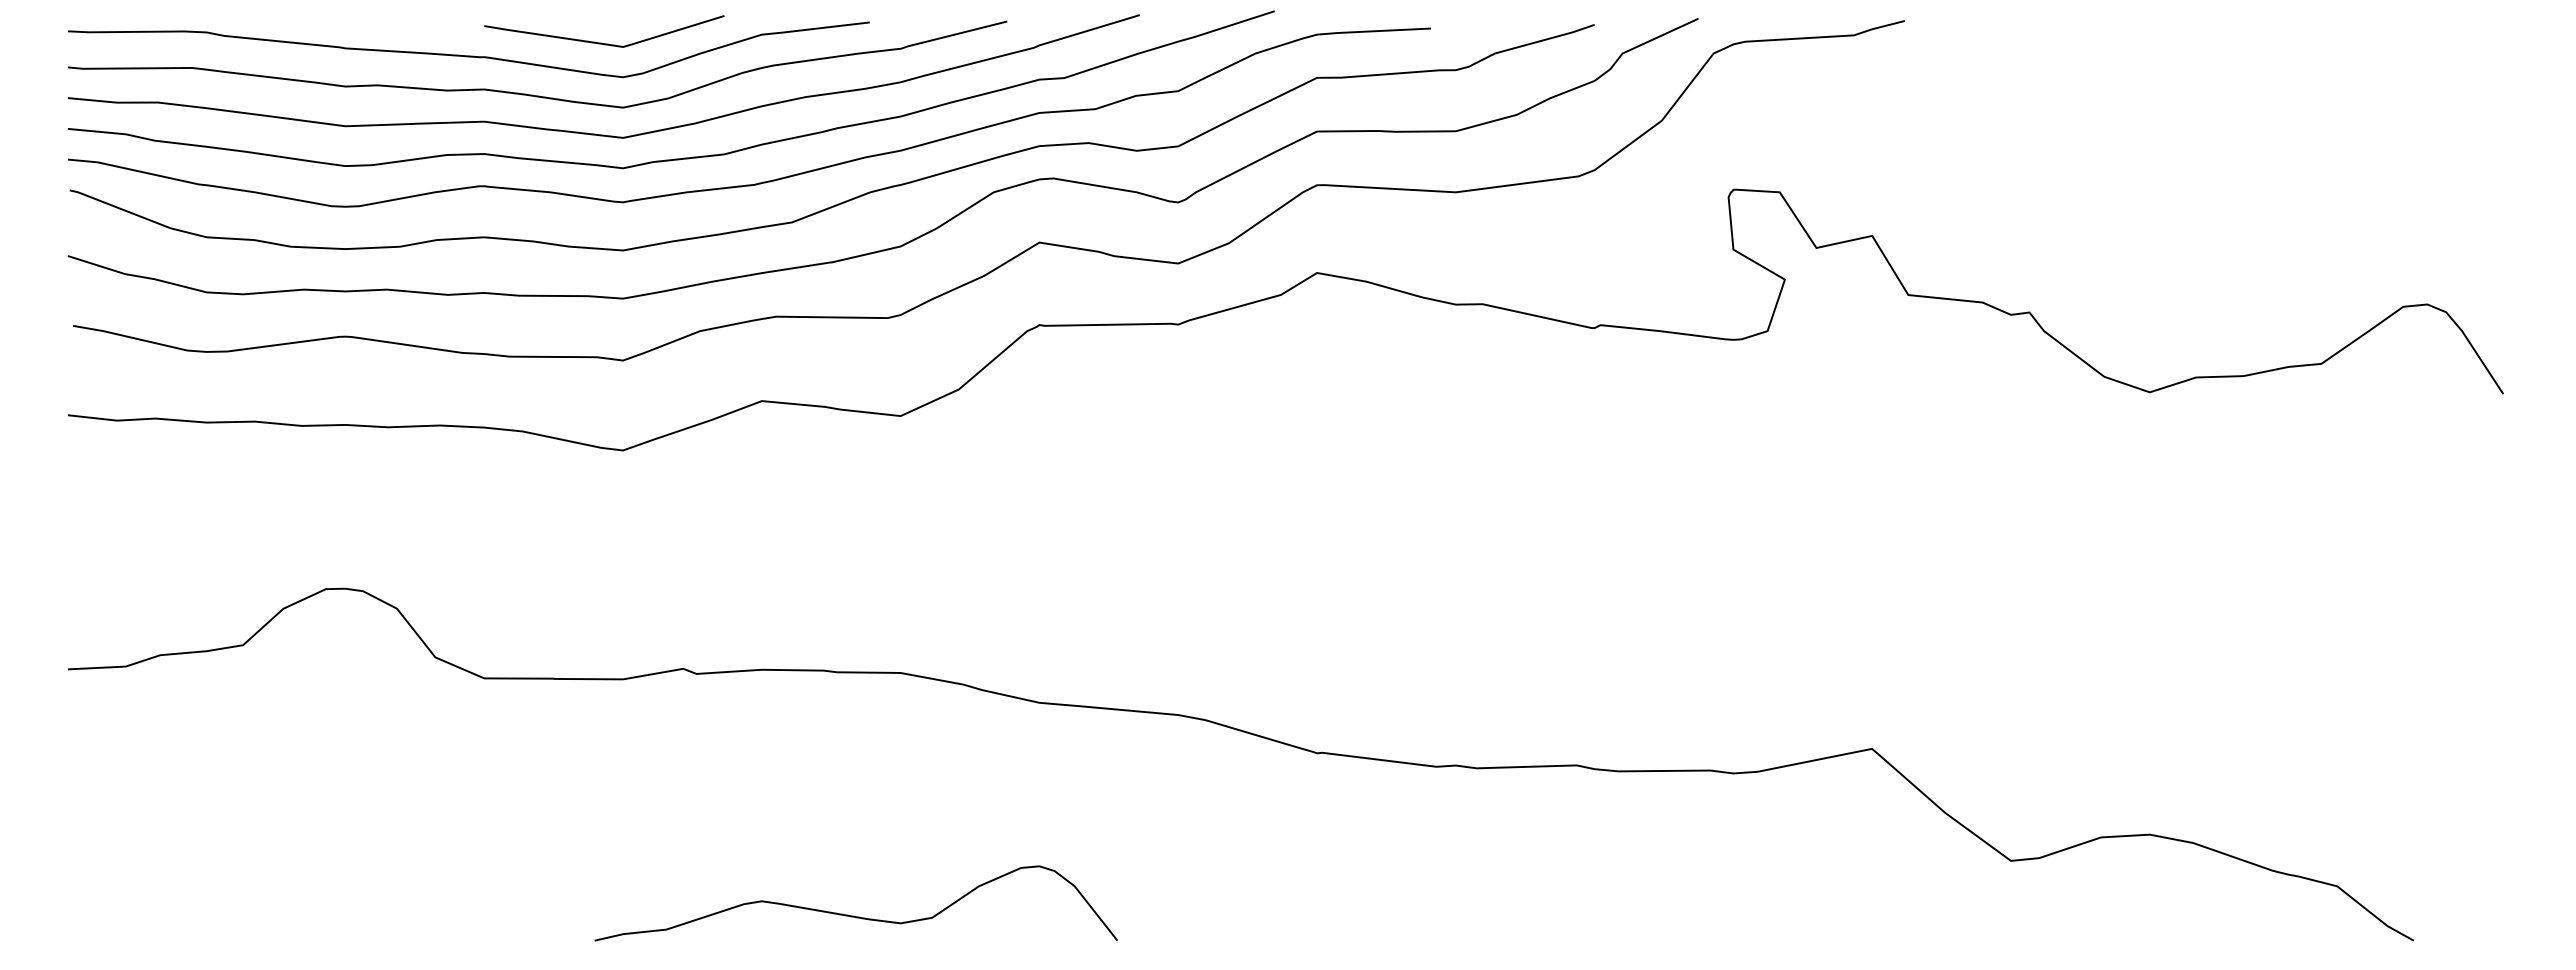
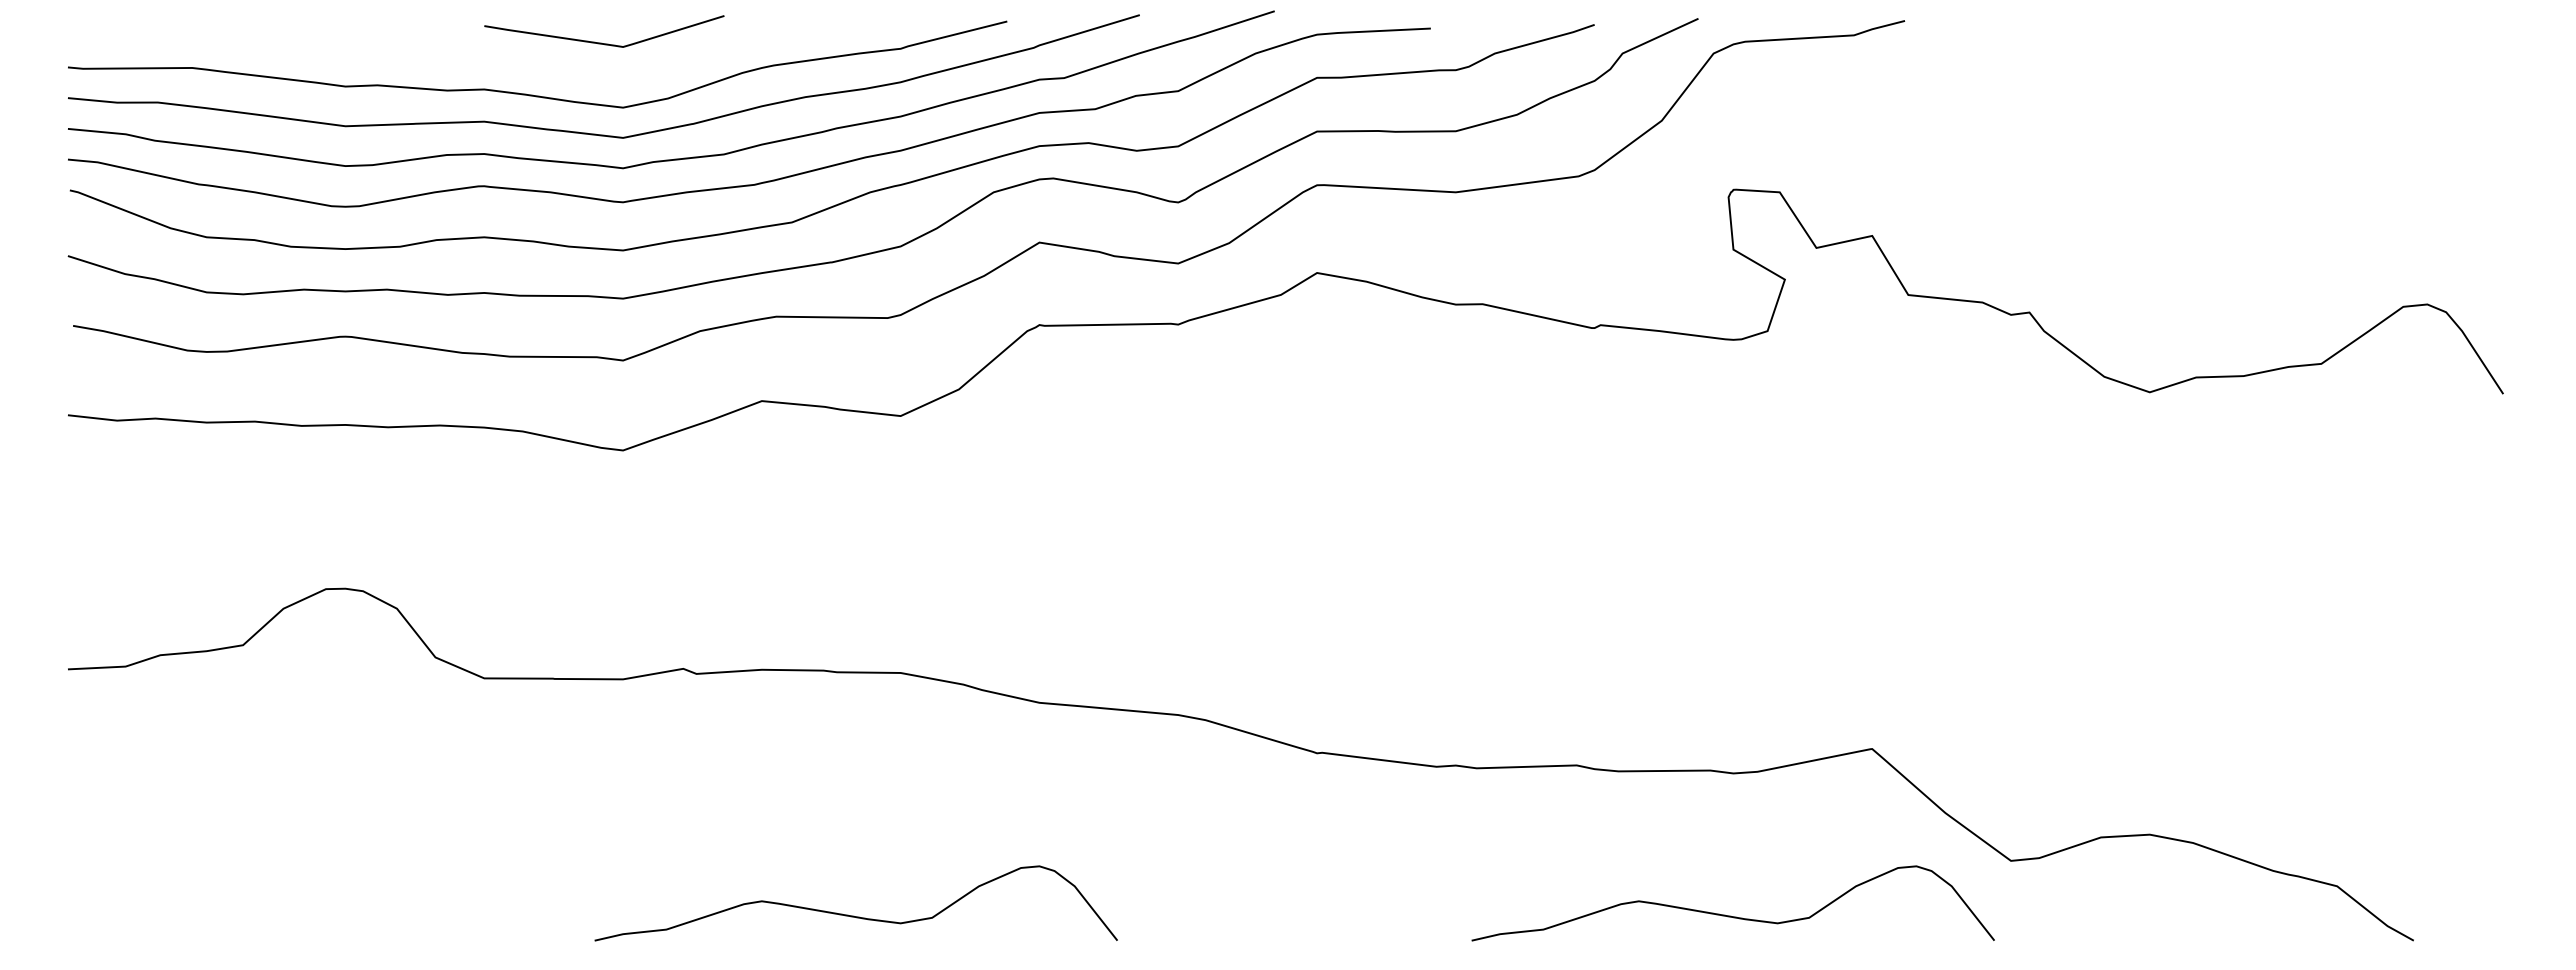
curve: present -> none (468, 55)
curve: none -> present (1730, 915)
